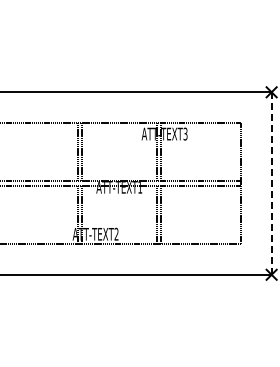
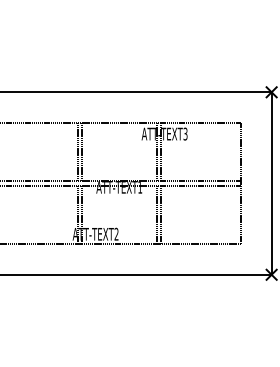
line: dashed -> solid (271, 184)
